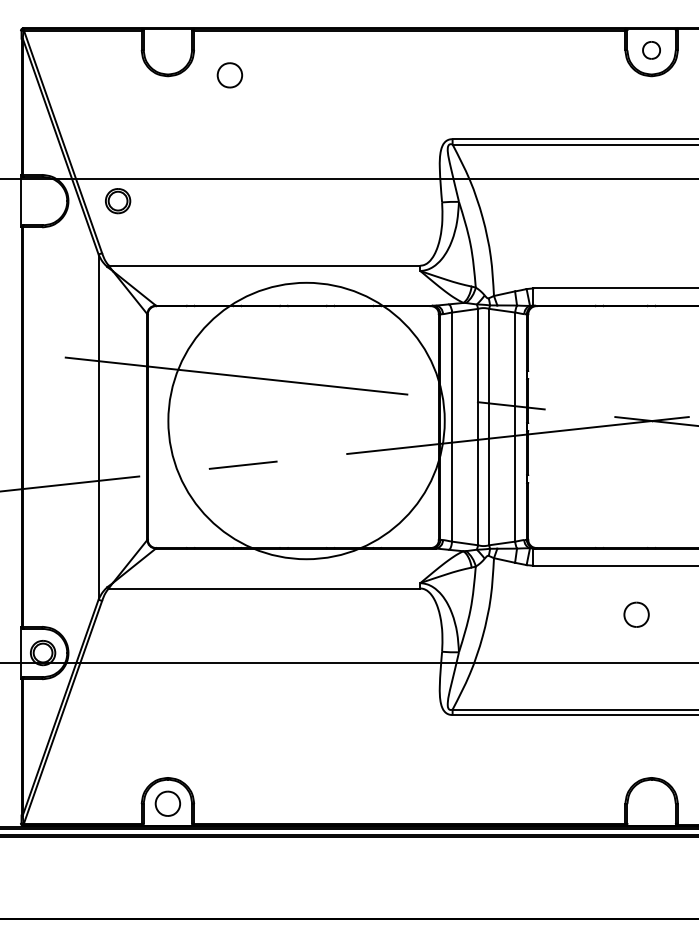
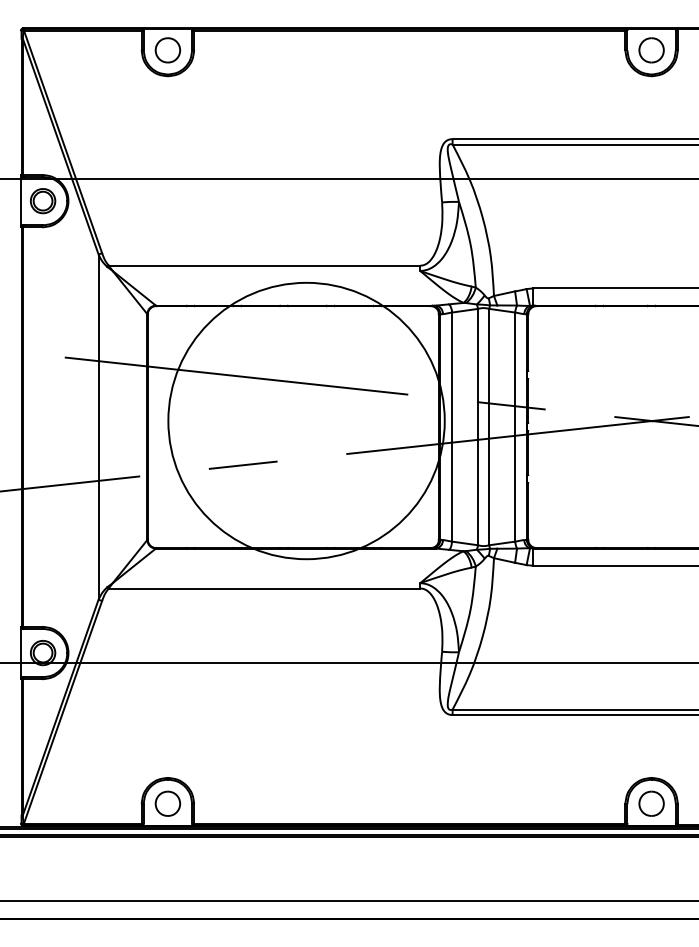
part size: 19x19 px -> 27x27 px (651, 50)
part position: (229, 75) -> (167, 50) (167, 50)
part position: (118, 201) -> (43, 201) (43, 201)
part position: (636, 614) -> (651, 803) (651, 803)
line: none -> present (348, 901)
